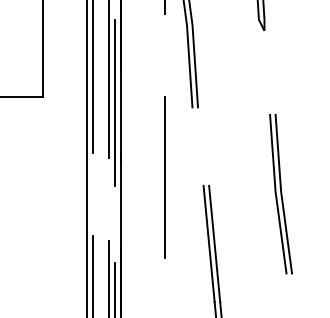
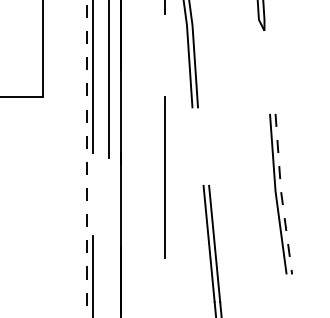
line: present -> none (115, 102)
line: solid -> dashed (87, 159)
line: solid -> dashed (281, 194)
line: present -> none (109, 277)
line: present -> none (115, 288)
